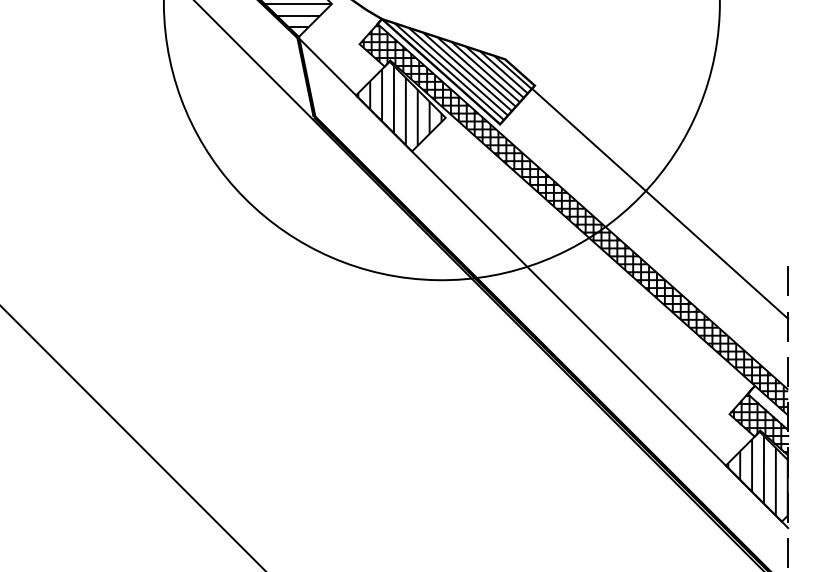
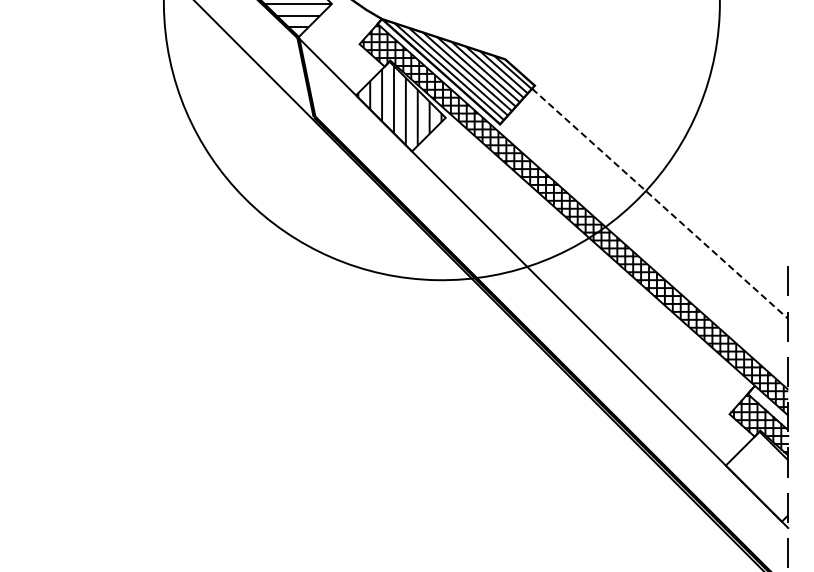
line: solid -> dashed (660, 204)
line: present -> none (132, 437)
hatch: present -> none (757, 475)
